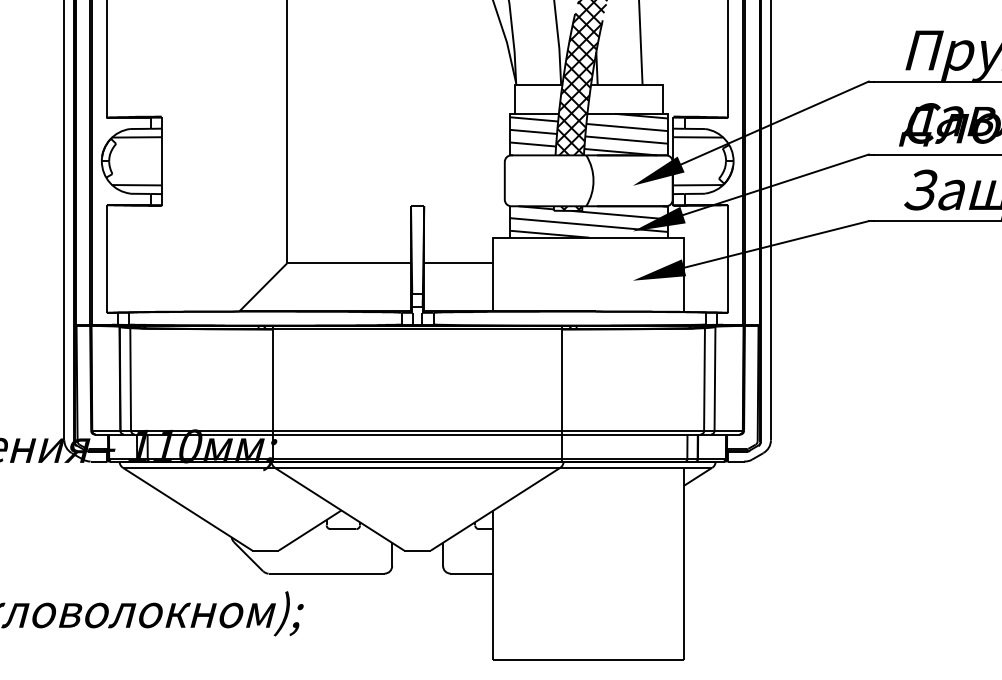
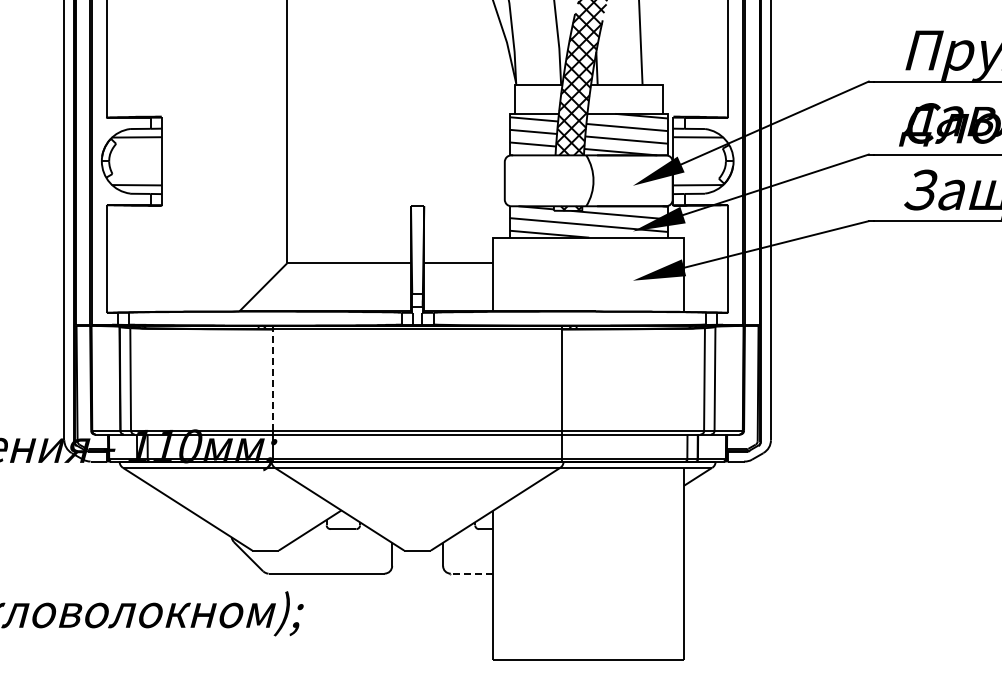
line: solid -> dashed (273, 379)
line: solid -> dashed (470, 573)
